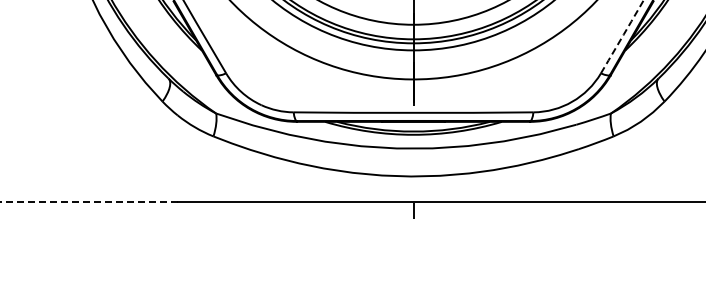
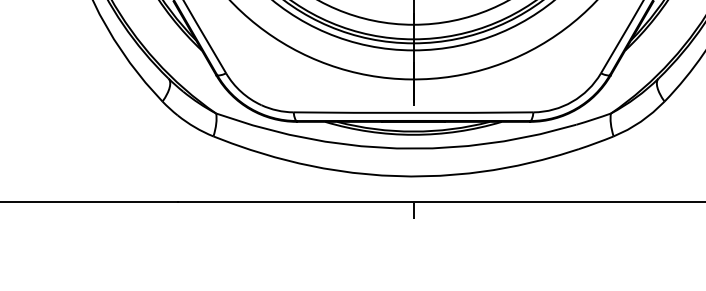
arc: dashed -> solid (622, 36)
line: dashed -> solid (89, 202)
